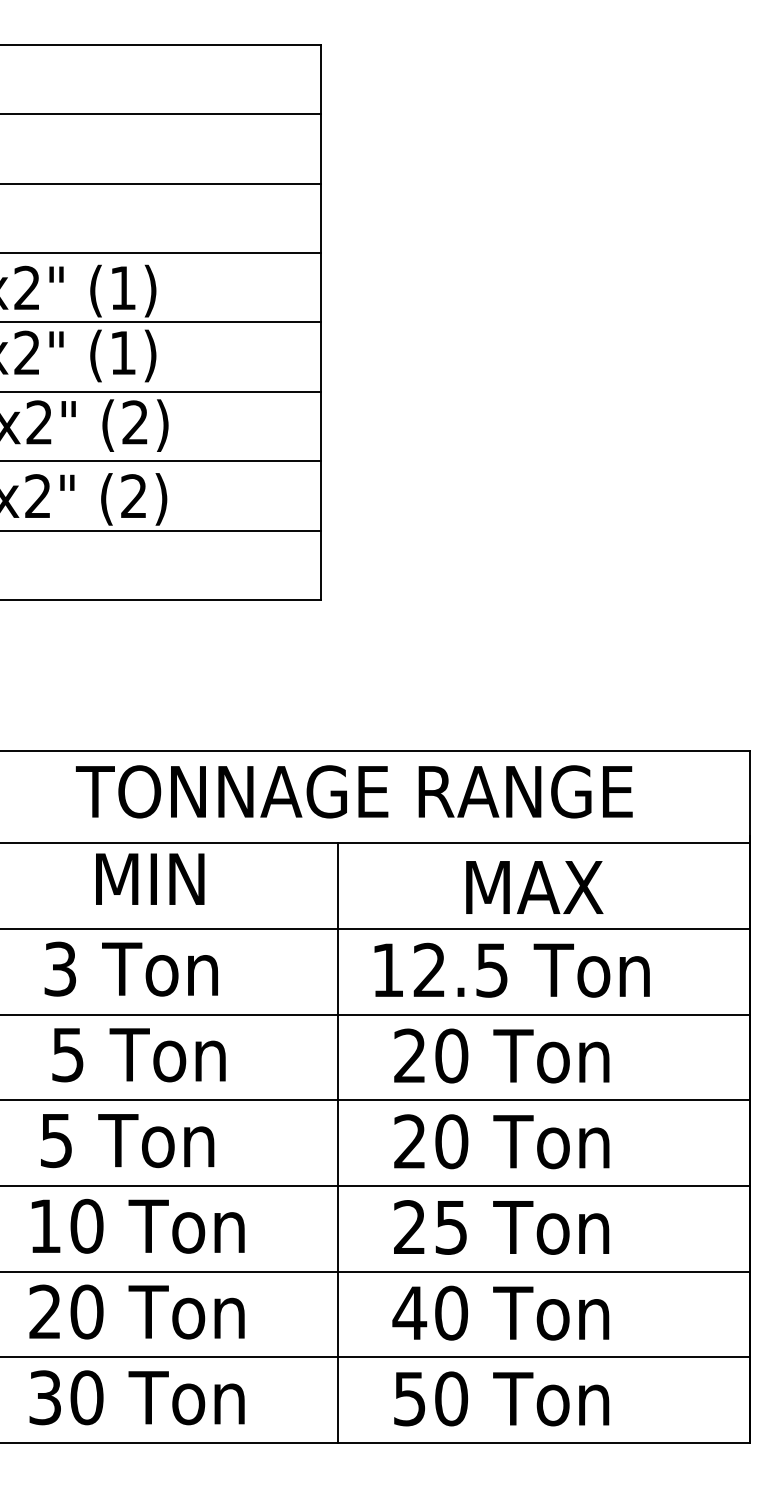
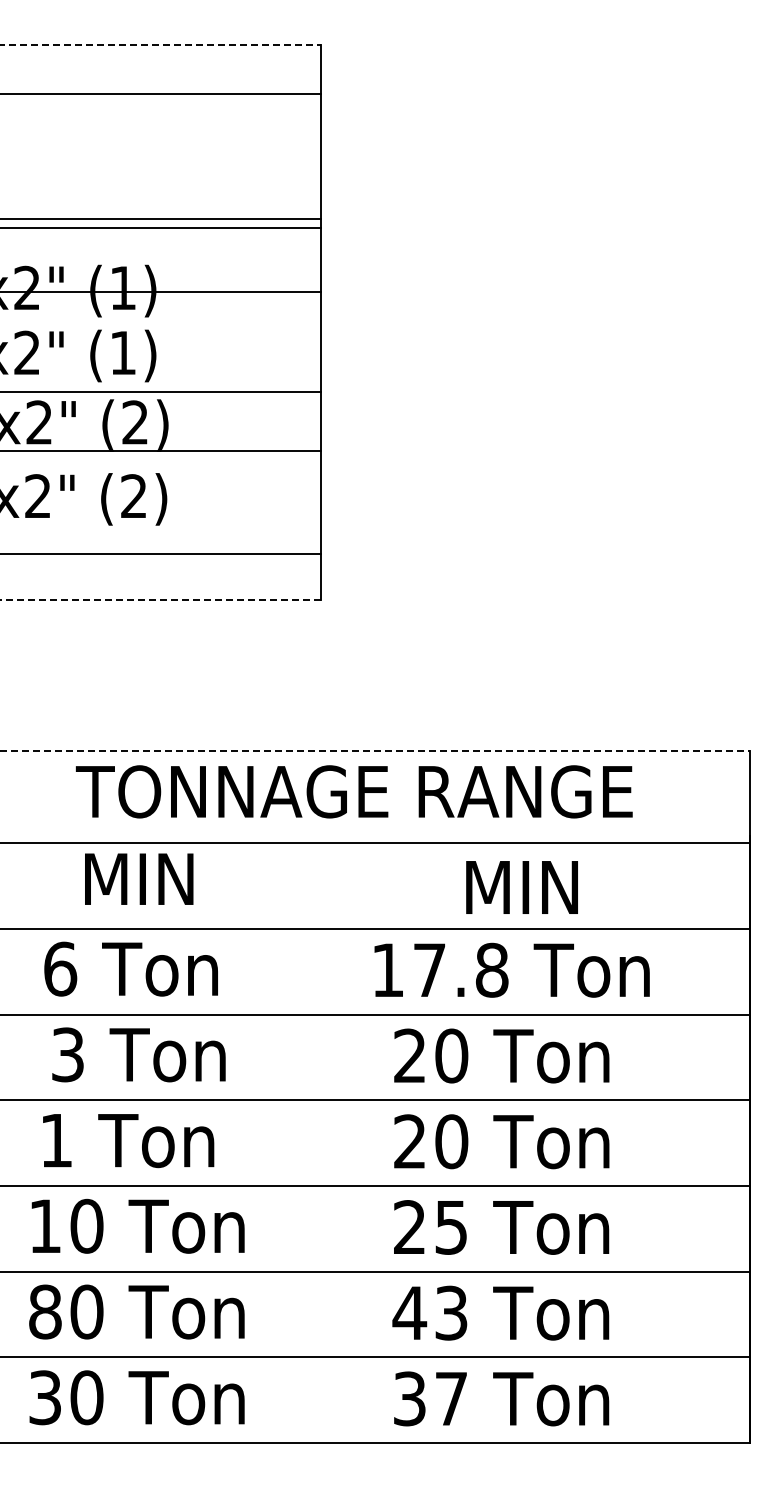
line: solid -> dashed (161, 44)
line position: (161, 114) -> (161, 94) (161, 94)
line position: (161, 183) -> (161, 218) (161, 218)
line position: (161, 252) -> (161, 227) (161, 227)
line position: (161, 322) -> (161, 292) (161, 292)
line position: (161, 461) -> (161, 451) (161, 451)
line position: (161, 530) -> (161, 553) (161, 553)
line: solid -> dashed (160, 600)
line: solid -> dashed (375, 750)
text position: (150, 878) -> (139, 878) (139, 878)
text: MAX -> MIN (560, 887)
text: 3 -> 6 (60, 968)
text: 12.5 -> 17.8 (460, 969)
text: 5 -> 3 (67, 1054)
text: 5 -> 1 (56, 1141)
line: present -> none (338, 1143)
text: 20 -> 80 (45, 1311)
text: 40 -> 43 (451, 1312)
text: 50 -> 37 (431, 1398)
